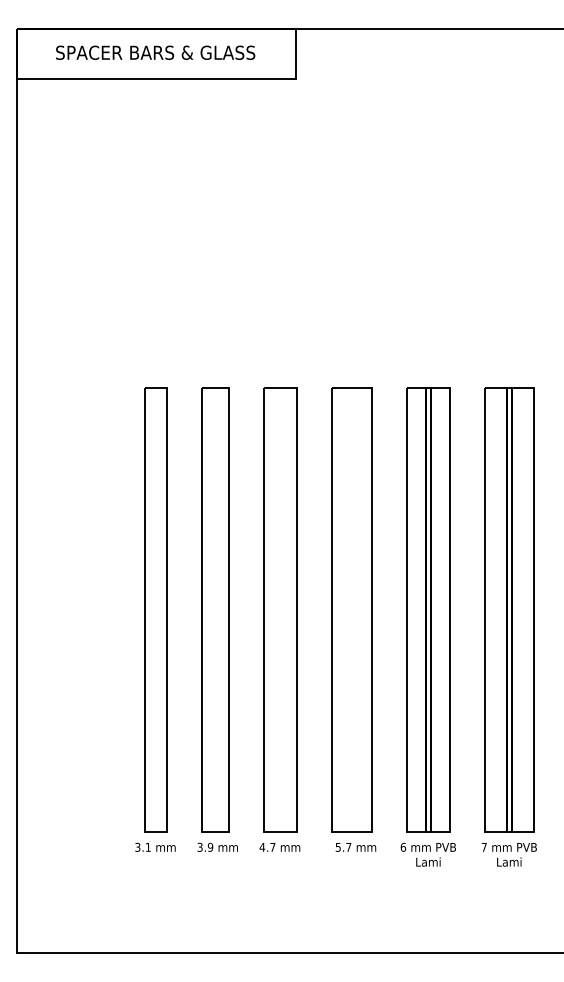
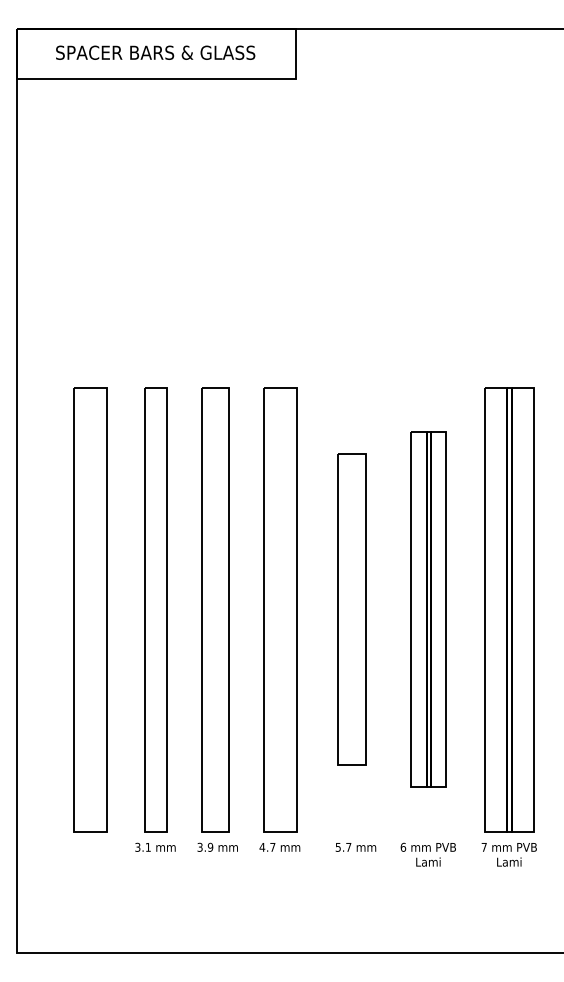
part: none -> present (90, 609)
part size: 42x446 px -> 30x313 px (351, 609)
part size: 45x446 px -> 37x357 px (428, 609)
